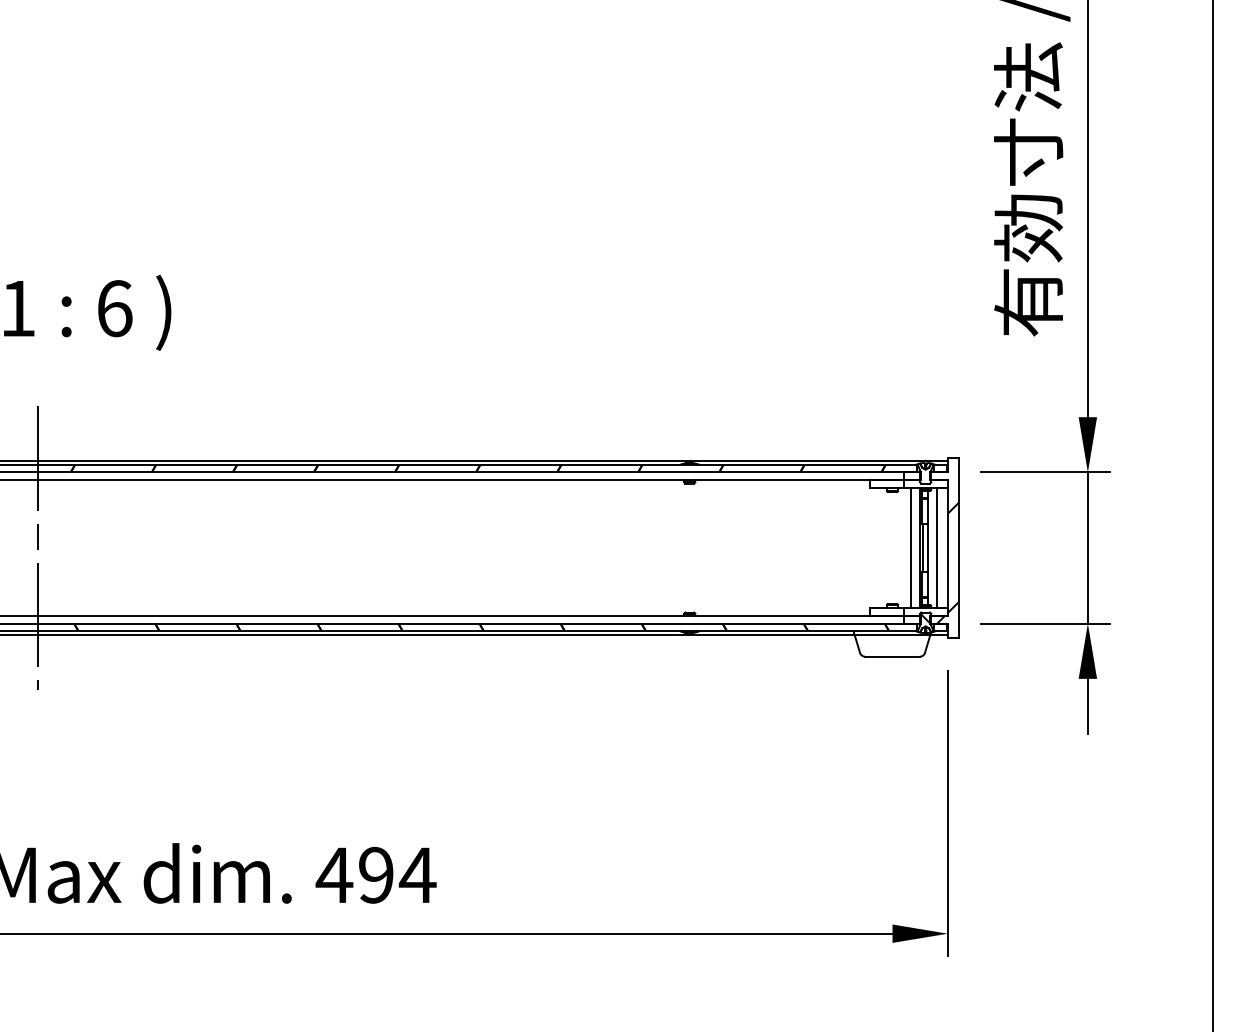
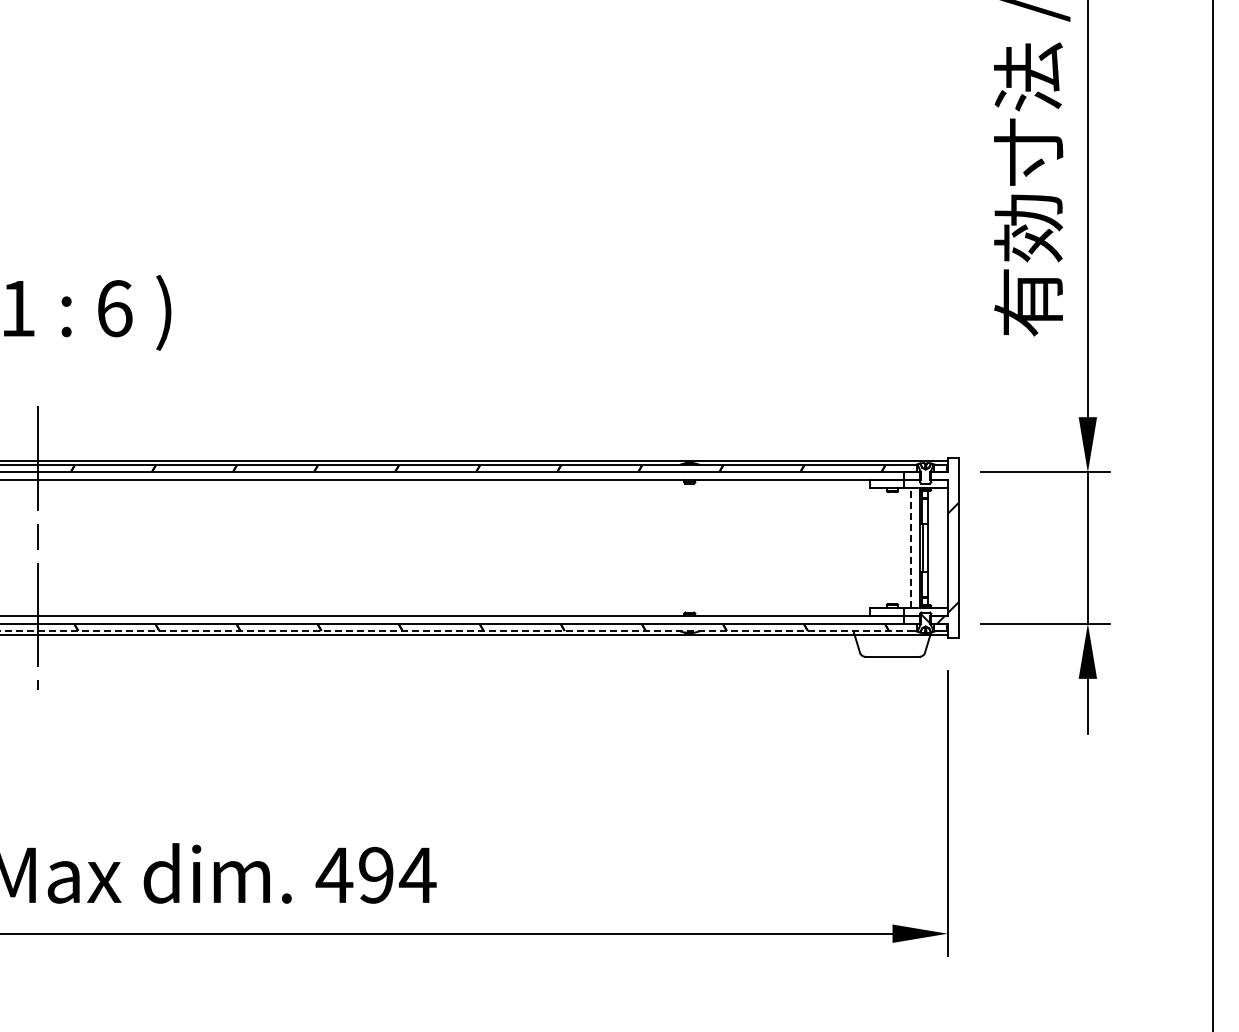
line: solid -> dashed (910, 547)
line: present -> none (936, 547)
line: solid -> dashed (459, 630)
